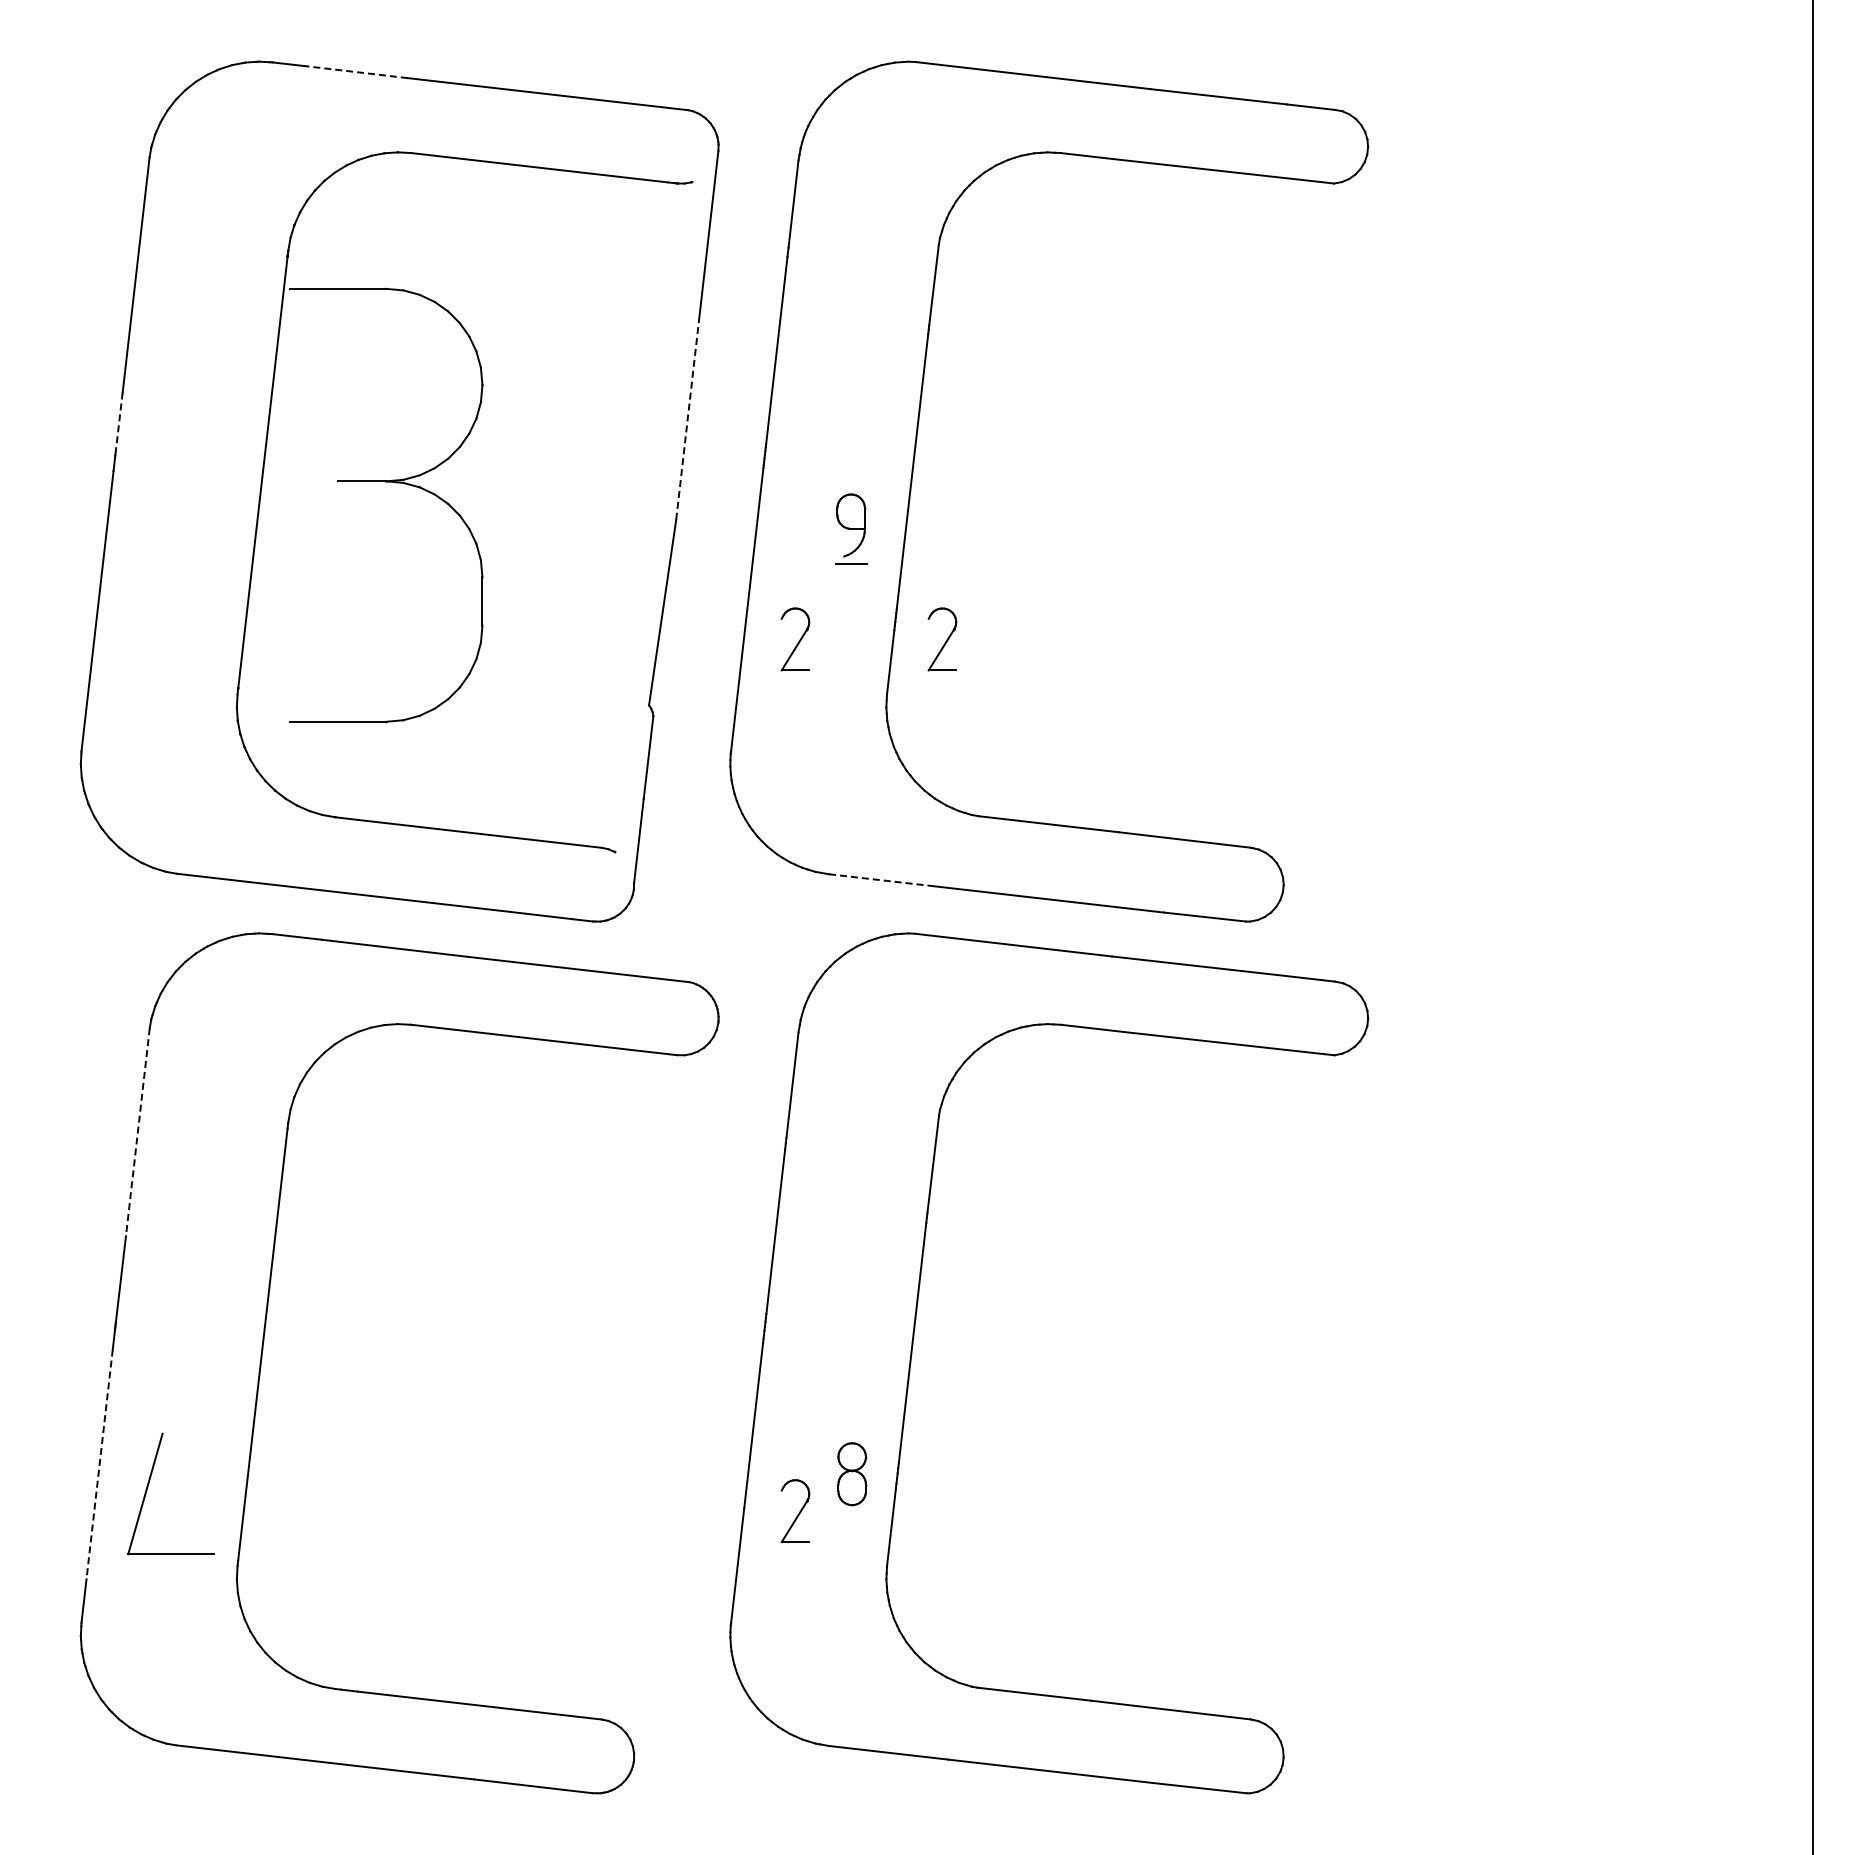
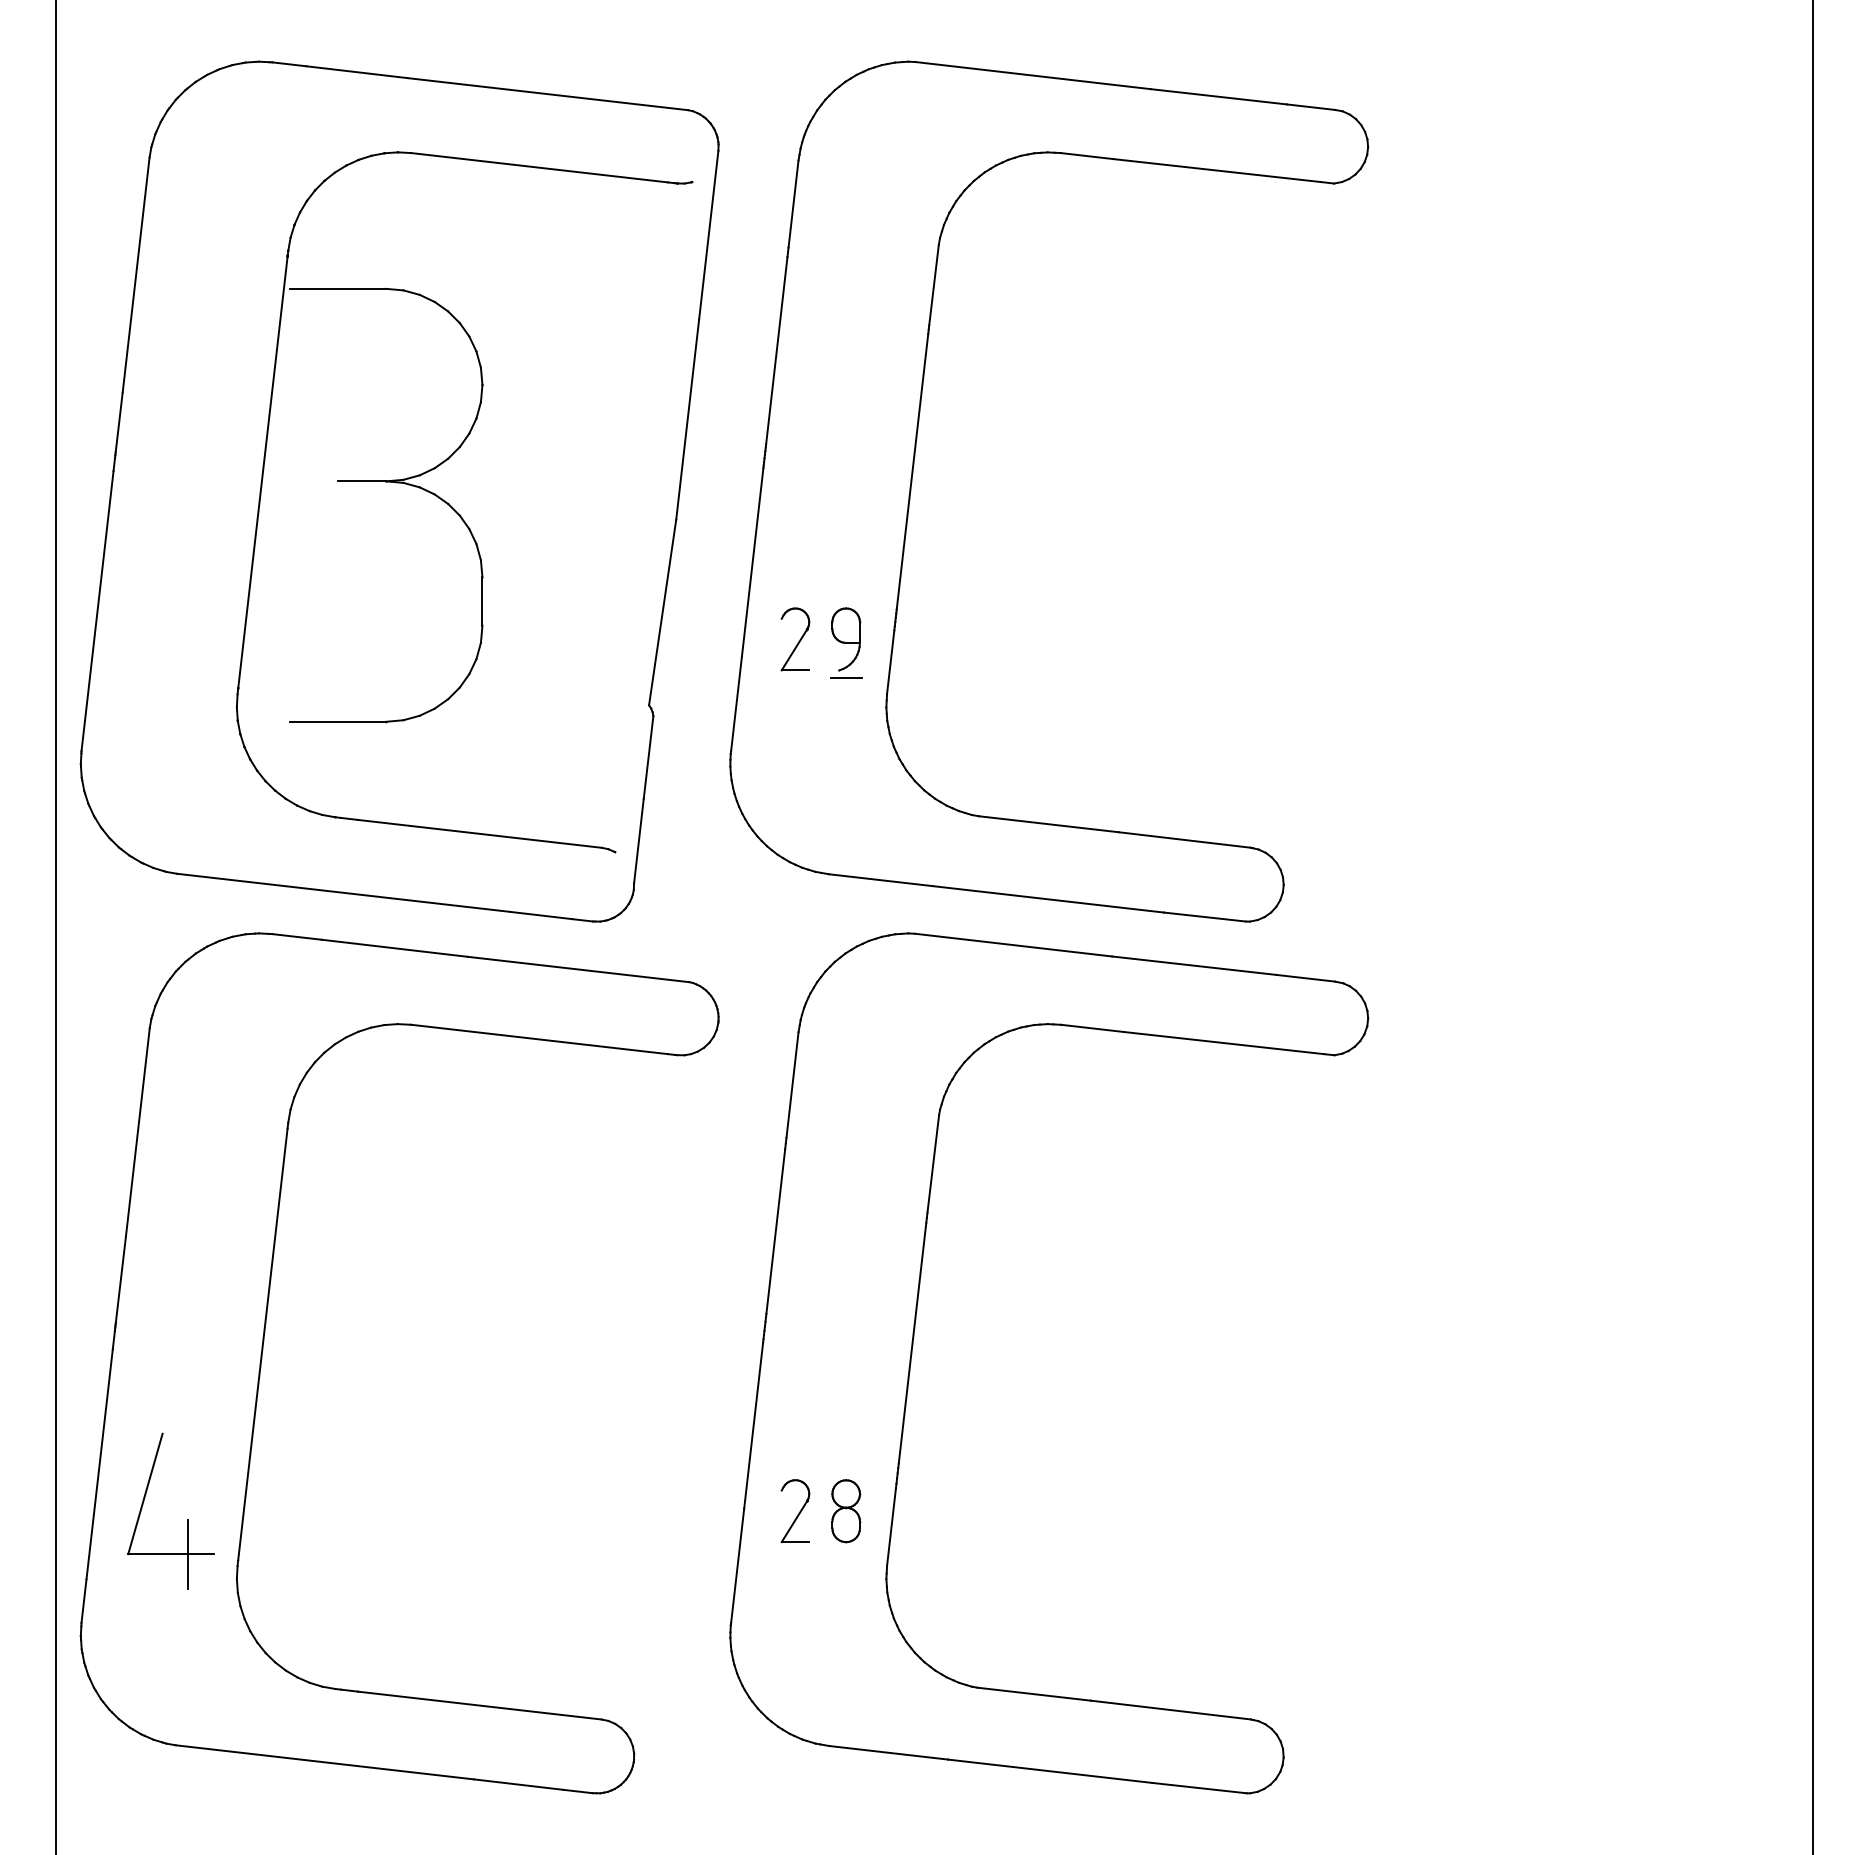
line: dashed -> solid (357, 72)
line: dashed -> solid (687, 419)
line: dashed -> solid (119, 423)
part position: (851, 528) -> (846, 642) (846, 642)
part: present -> none (942, 639)
line: dashed -> solid (881, 880)
line: none -> present (56, 926)
line: dashed -> solid (137, 1132)
line: dashed -> solid (99, 1464)
part position: (852, 1474) -> (846, 1511) (846, 1511)
line: none -> present (188, 1553)
